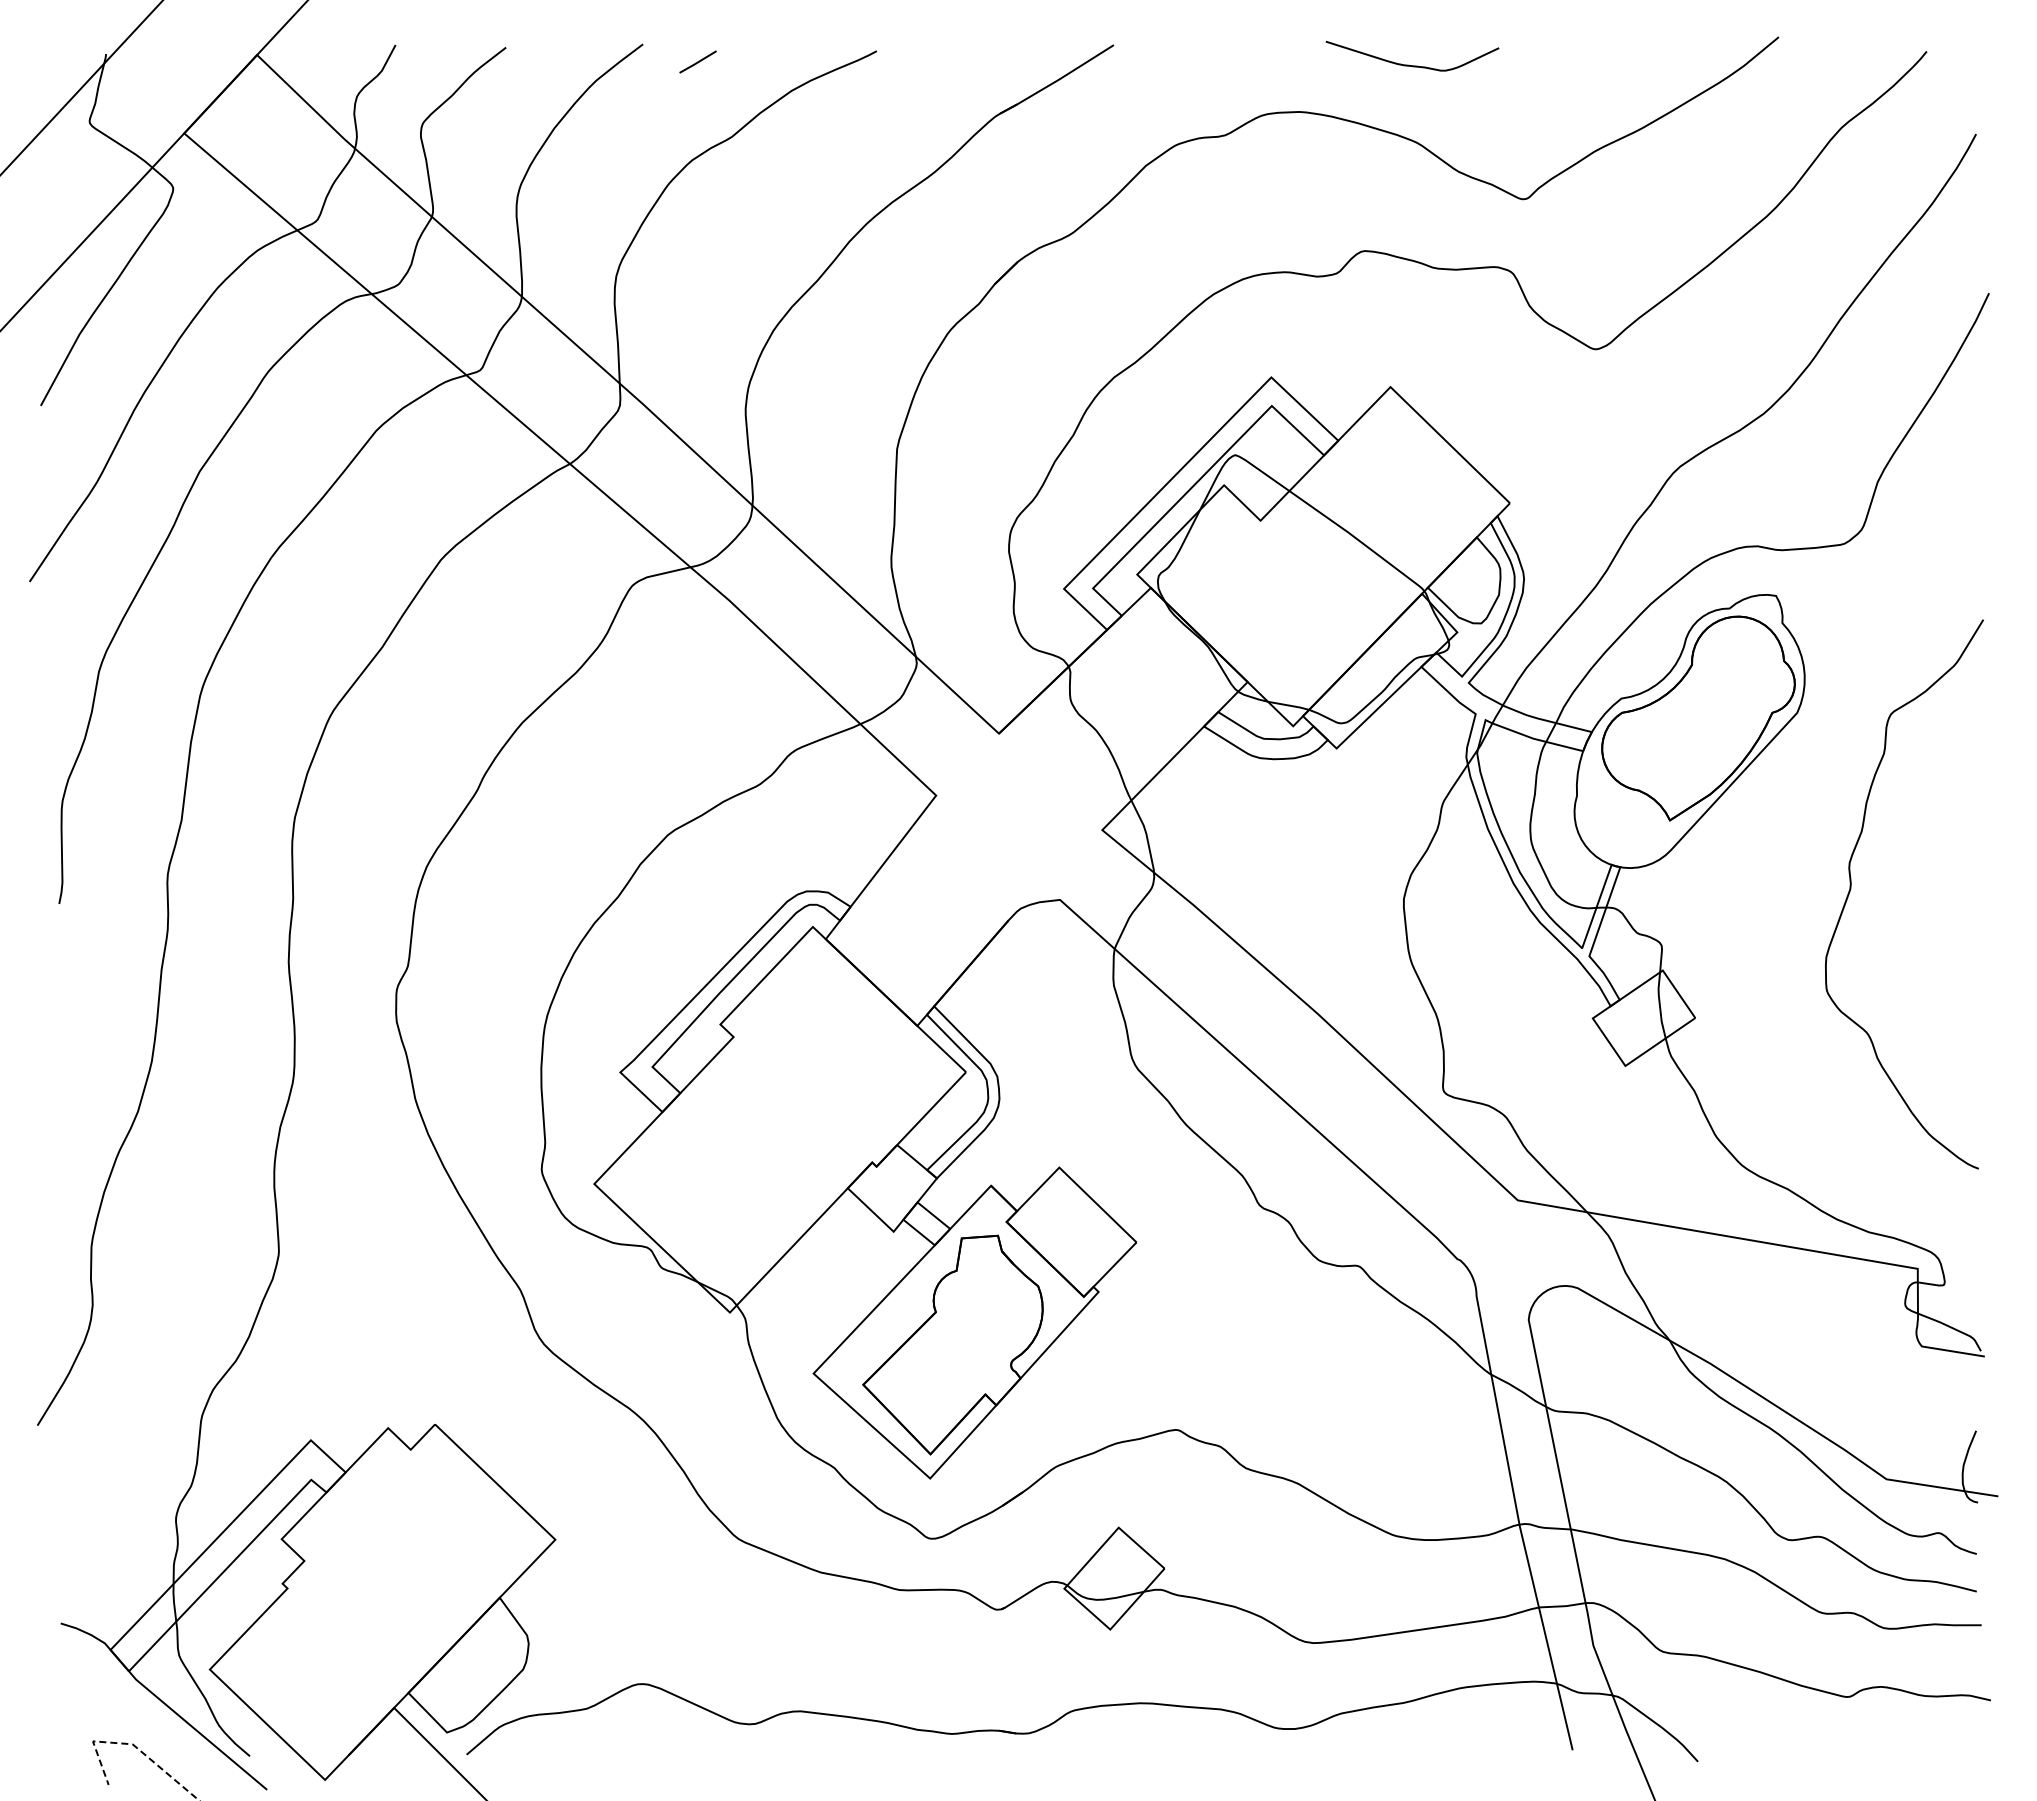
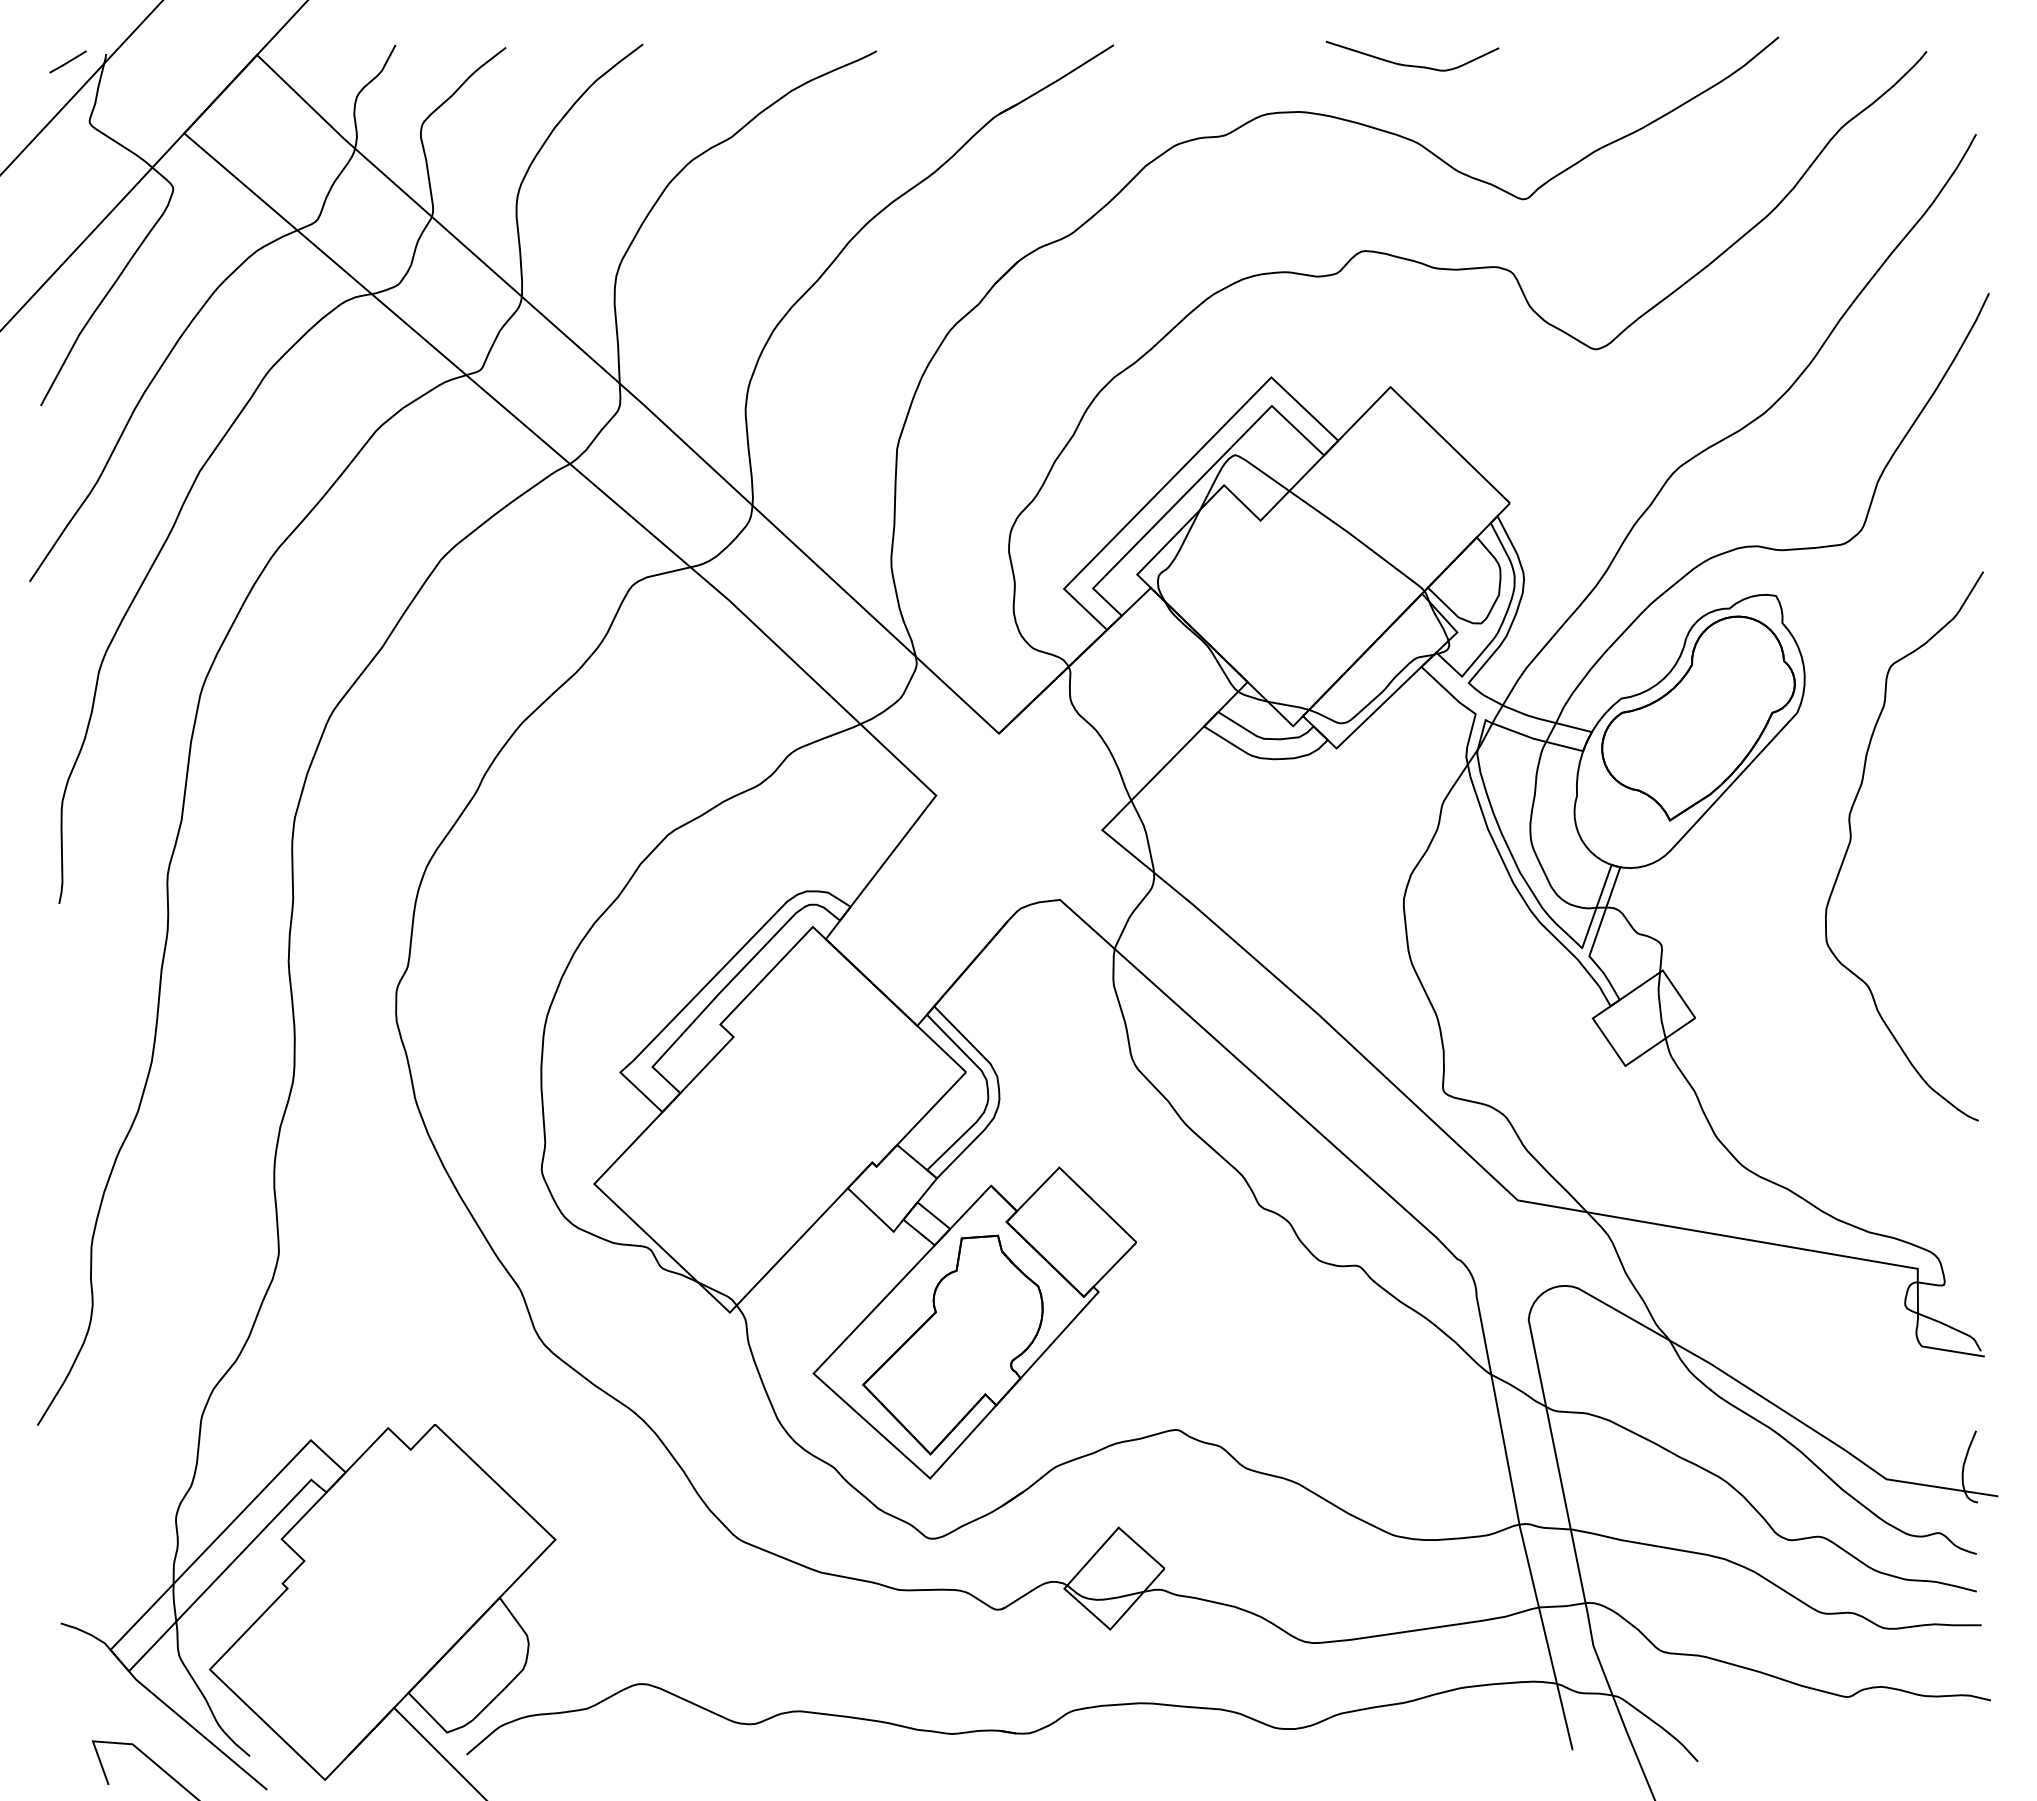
line position: (697, 61) -> (67, 61) (67, 61)
curve position: (1851, 889) -> (1851, 841) (1851, 841)
line: dashed -> solid (132, 1744)
